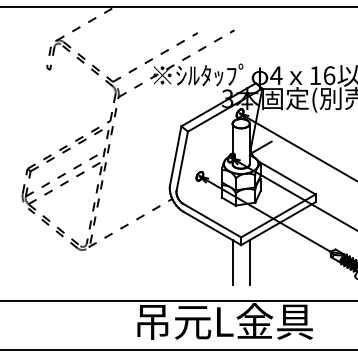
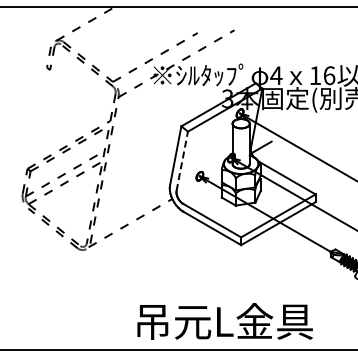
line: solid -> dashed (182, 160)
line: present -> none (232, 262)
line: present -> none (249, 262)
line: present -> none (178, 301)
